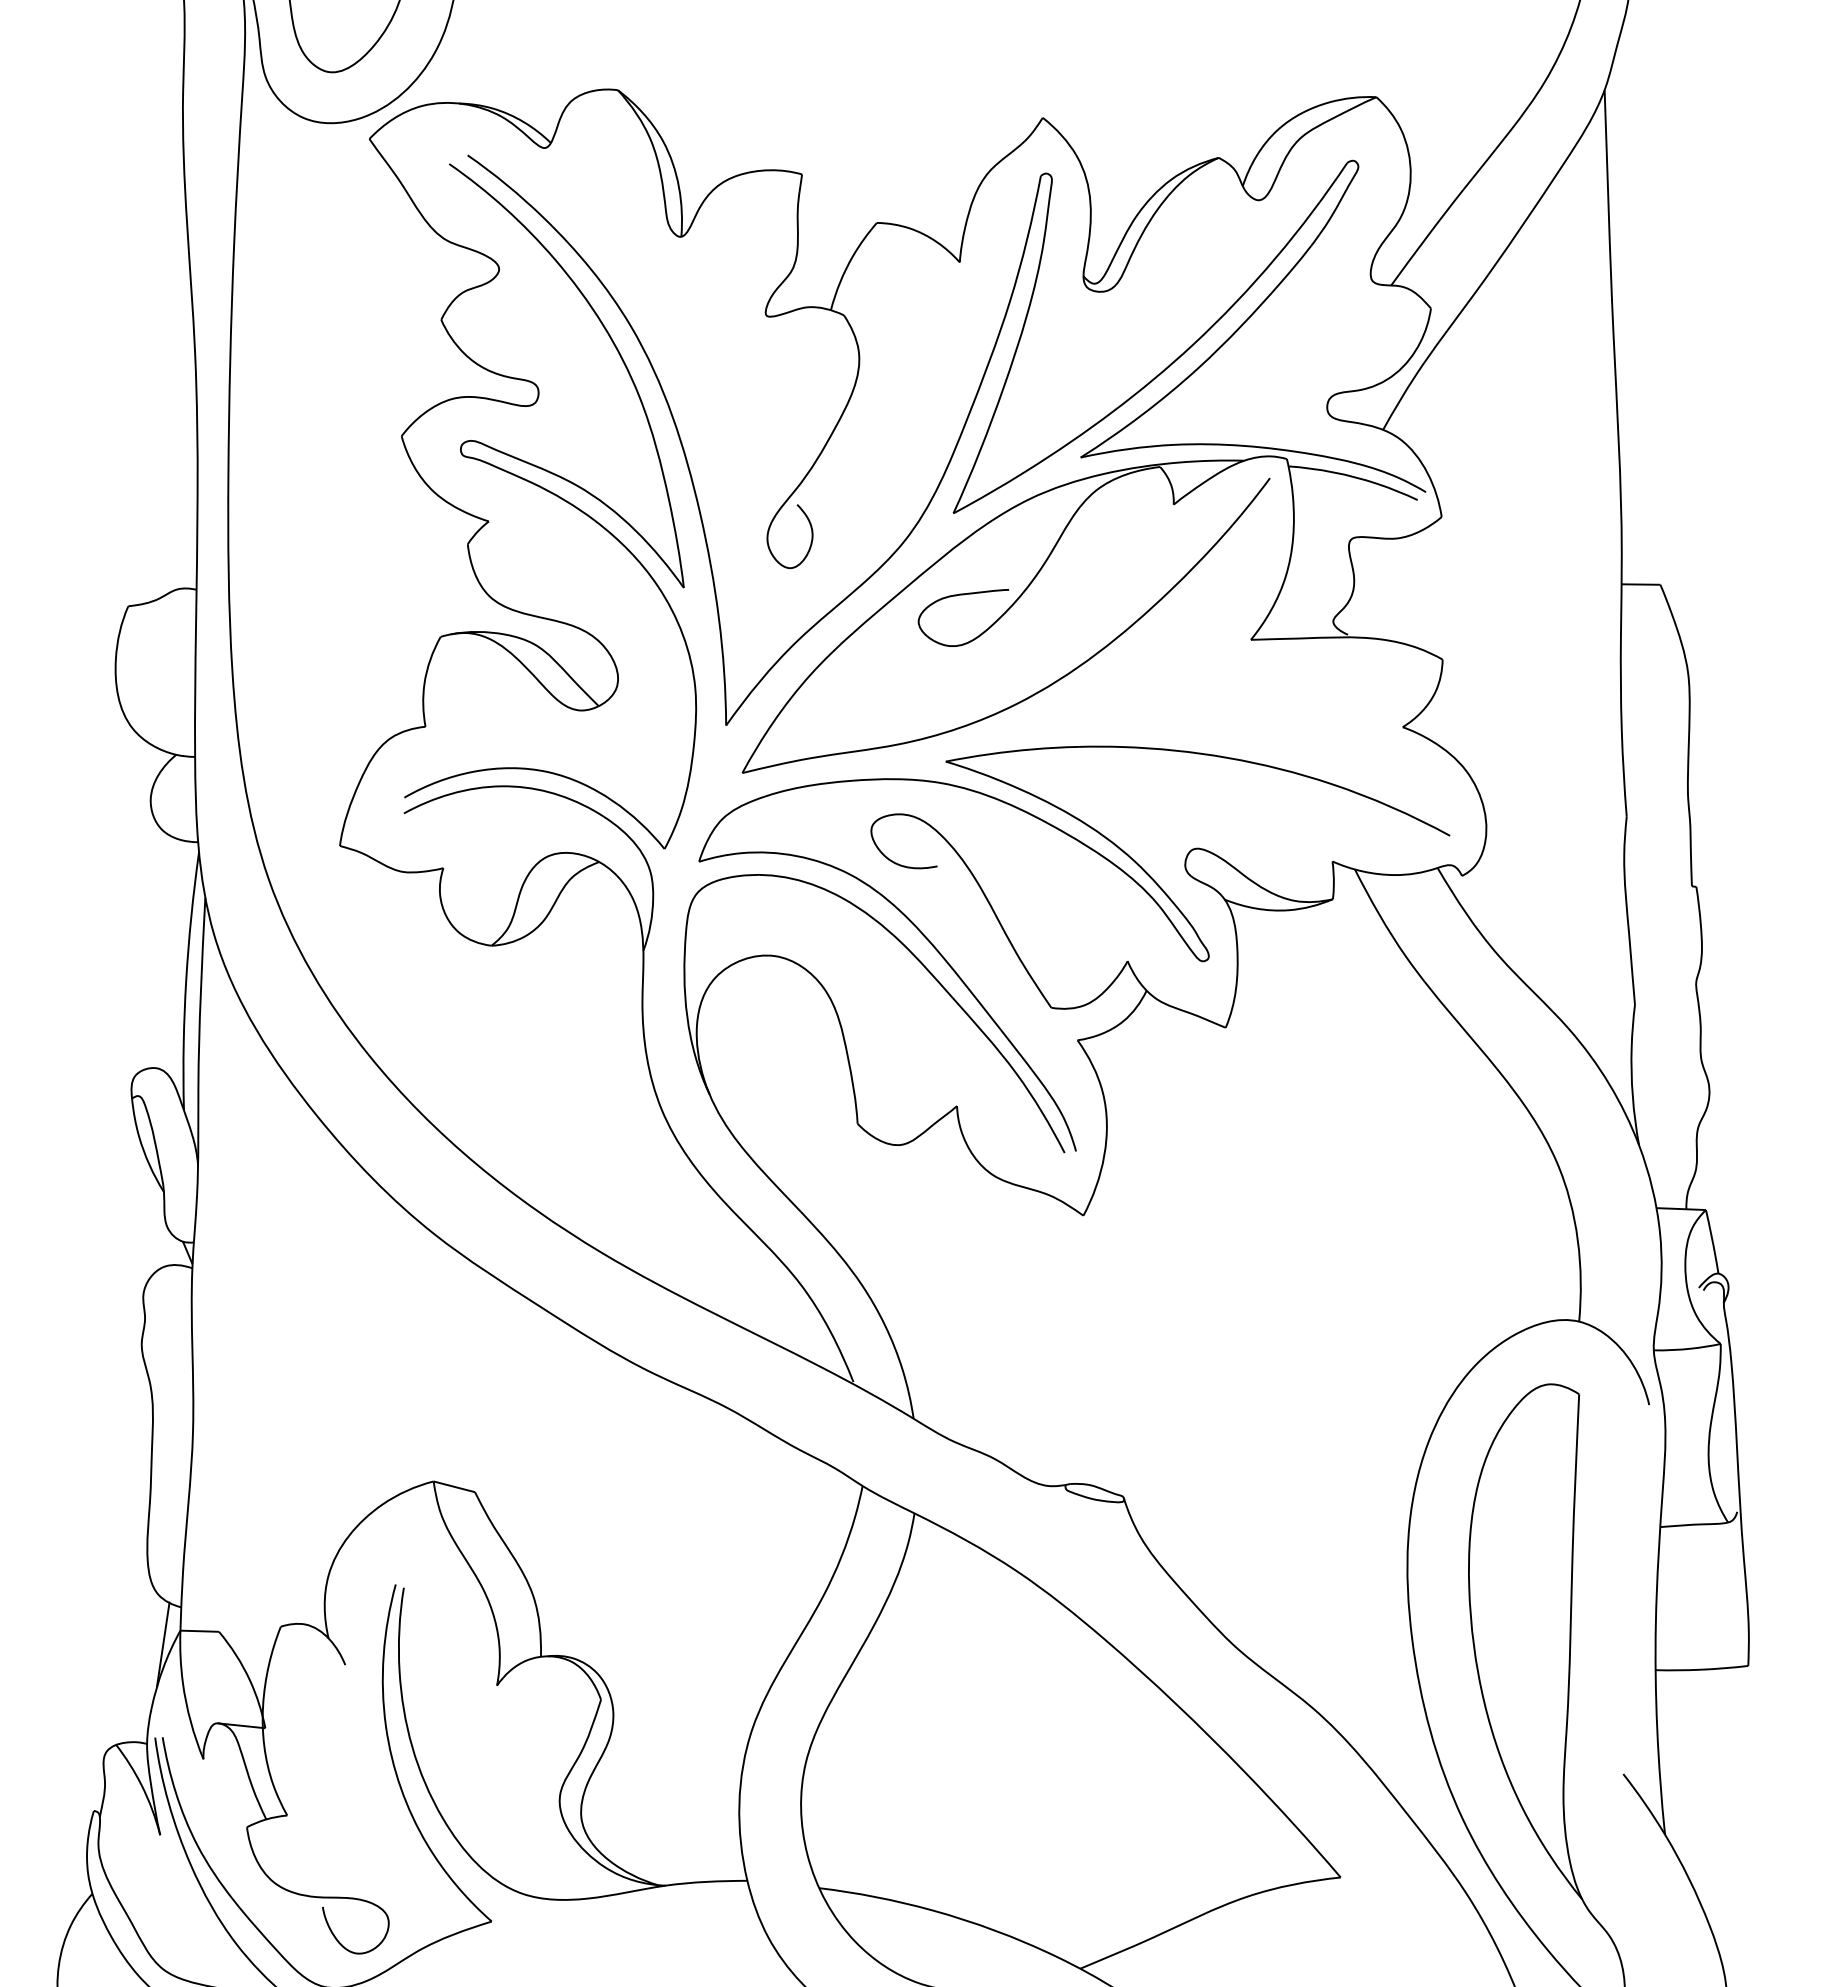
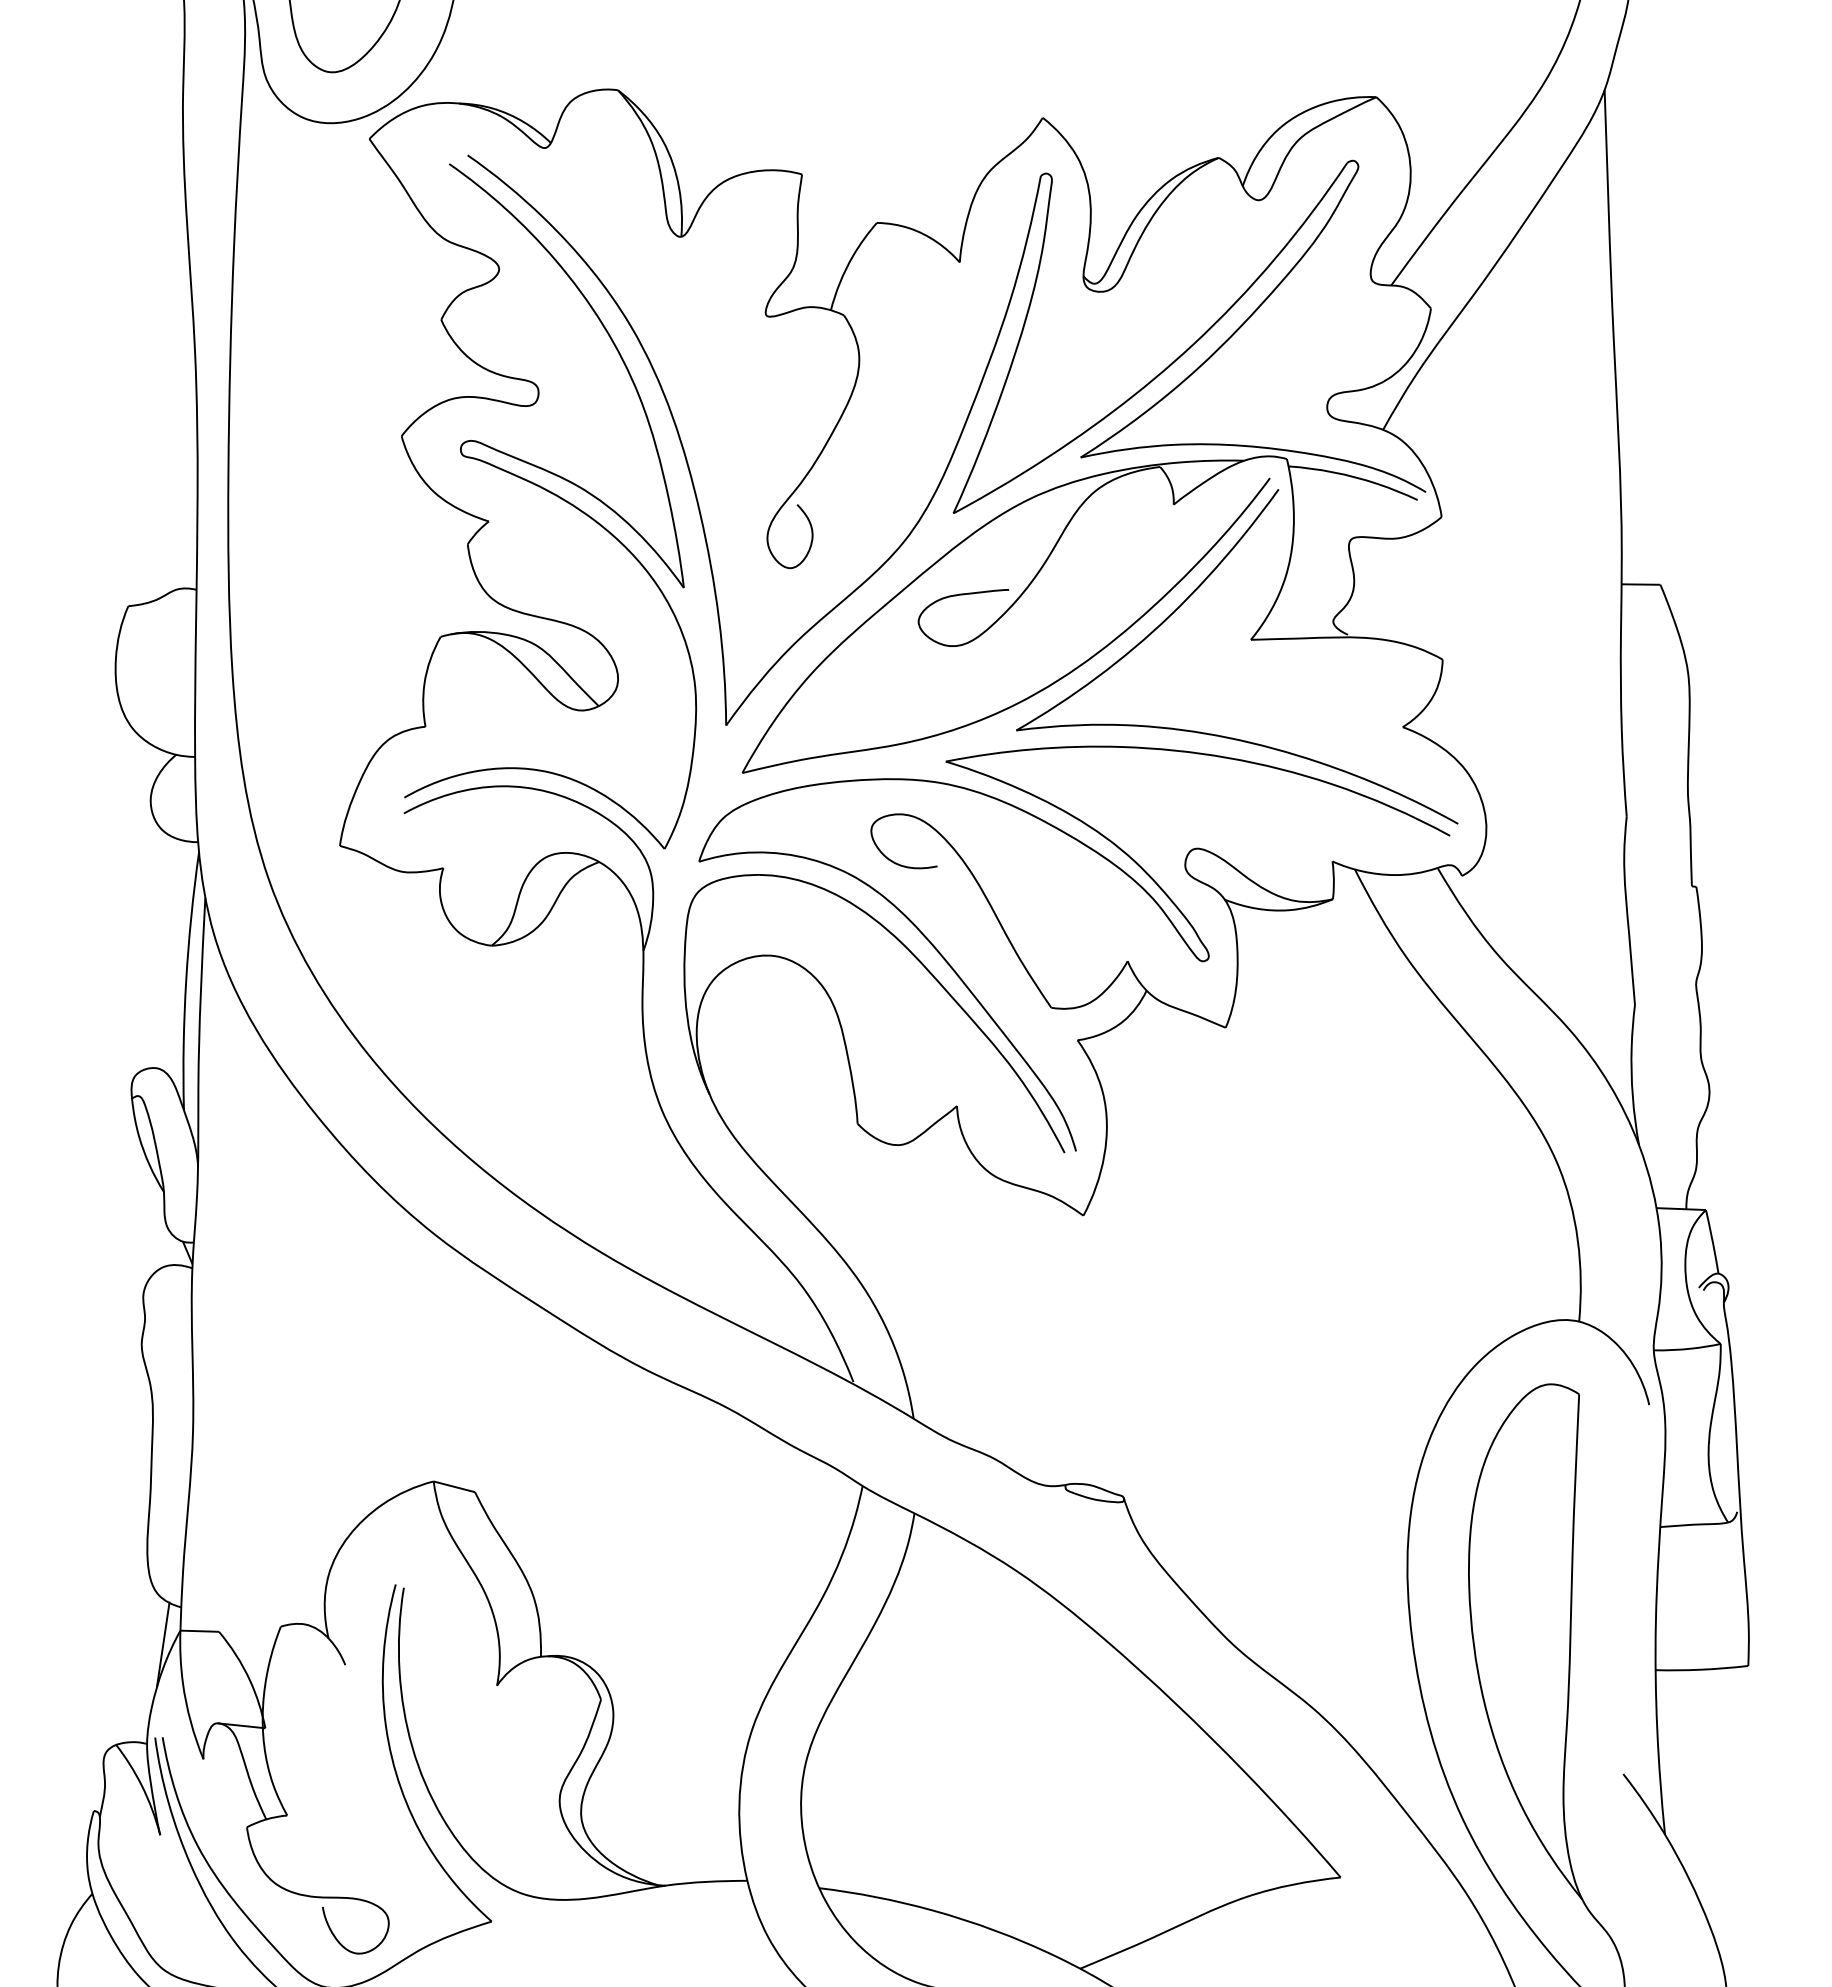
part: none -> present (1182, 605)
